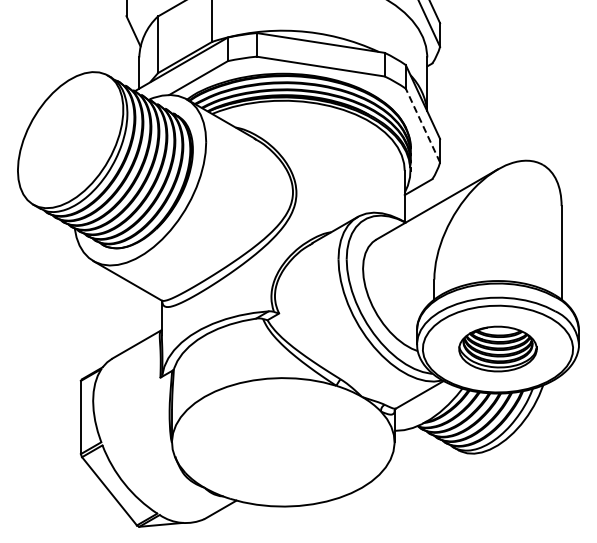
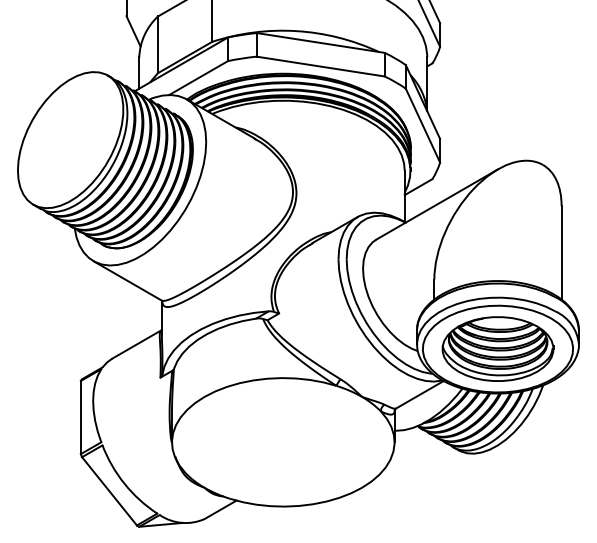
line: dashed -> solid (422, 125)
part size: 80x48 px -> 114x66 px (497, 348)
